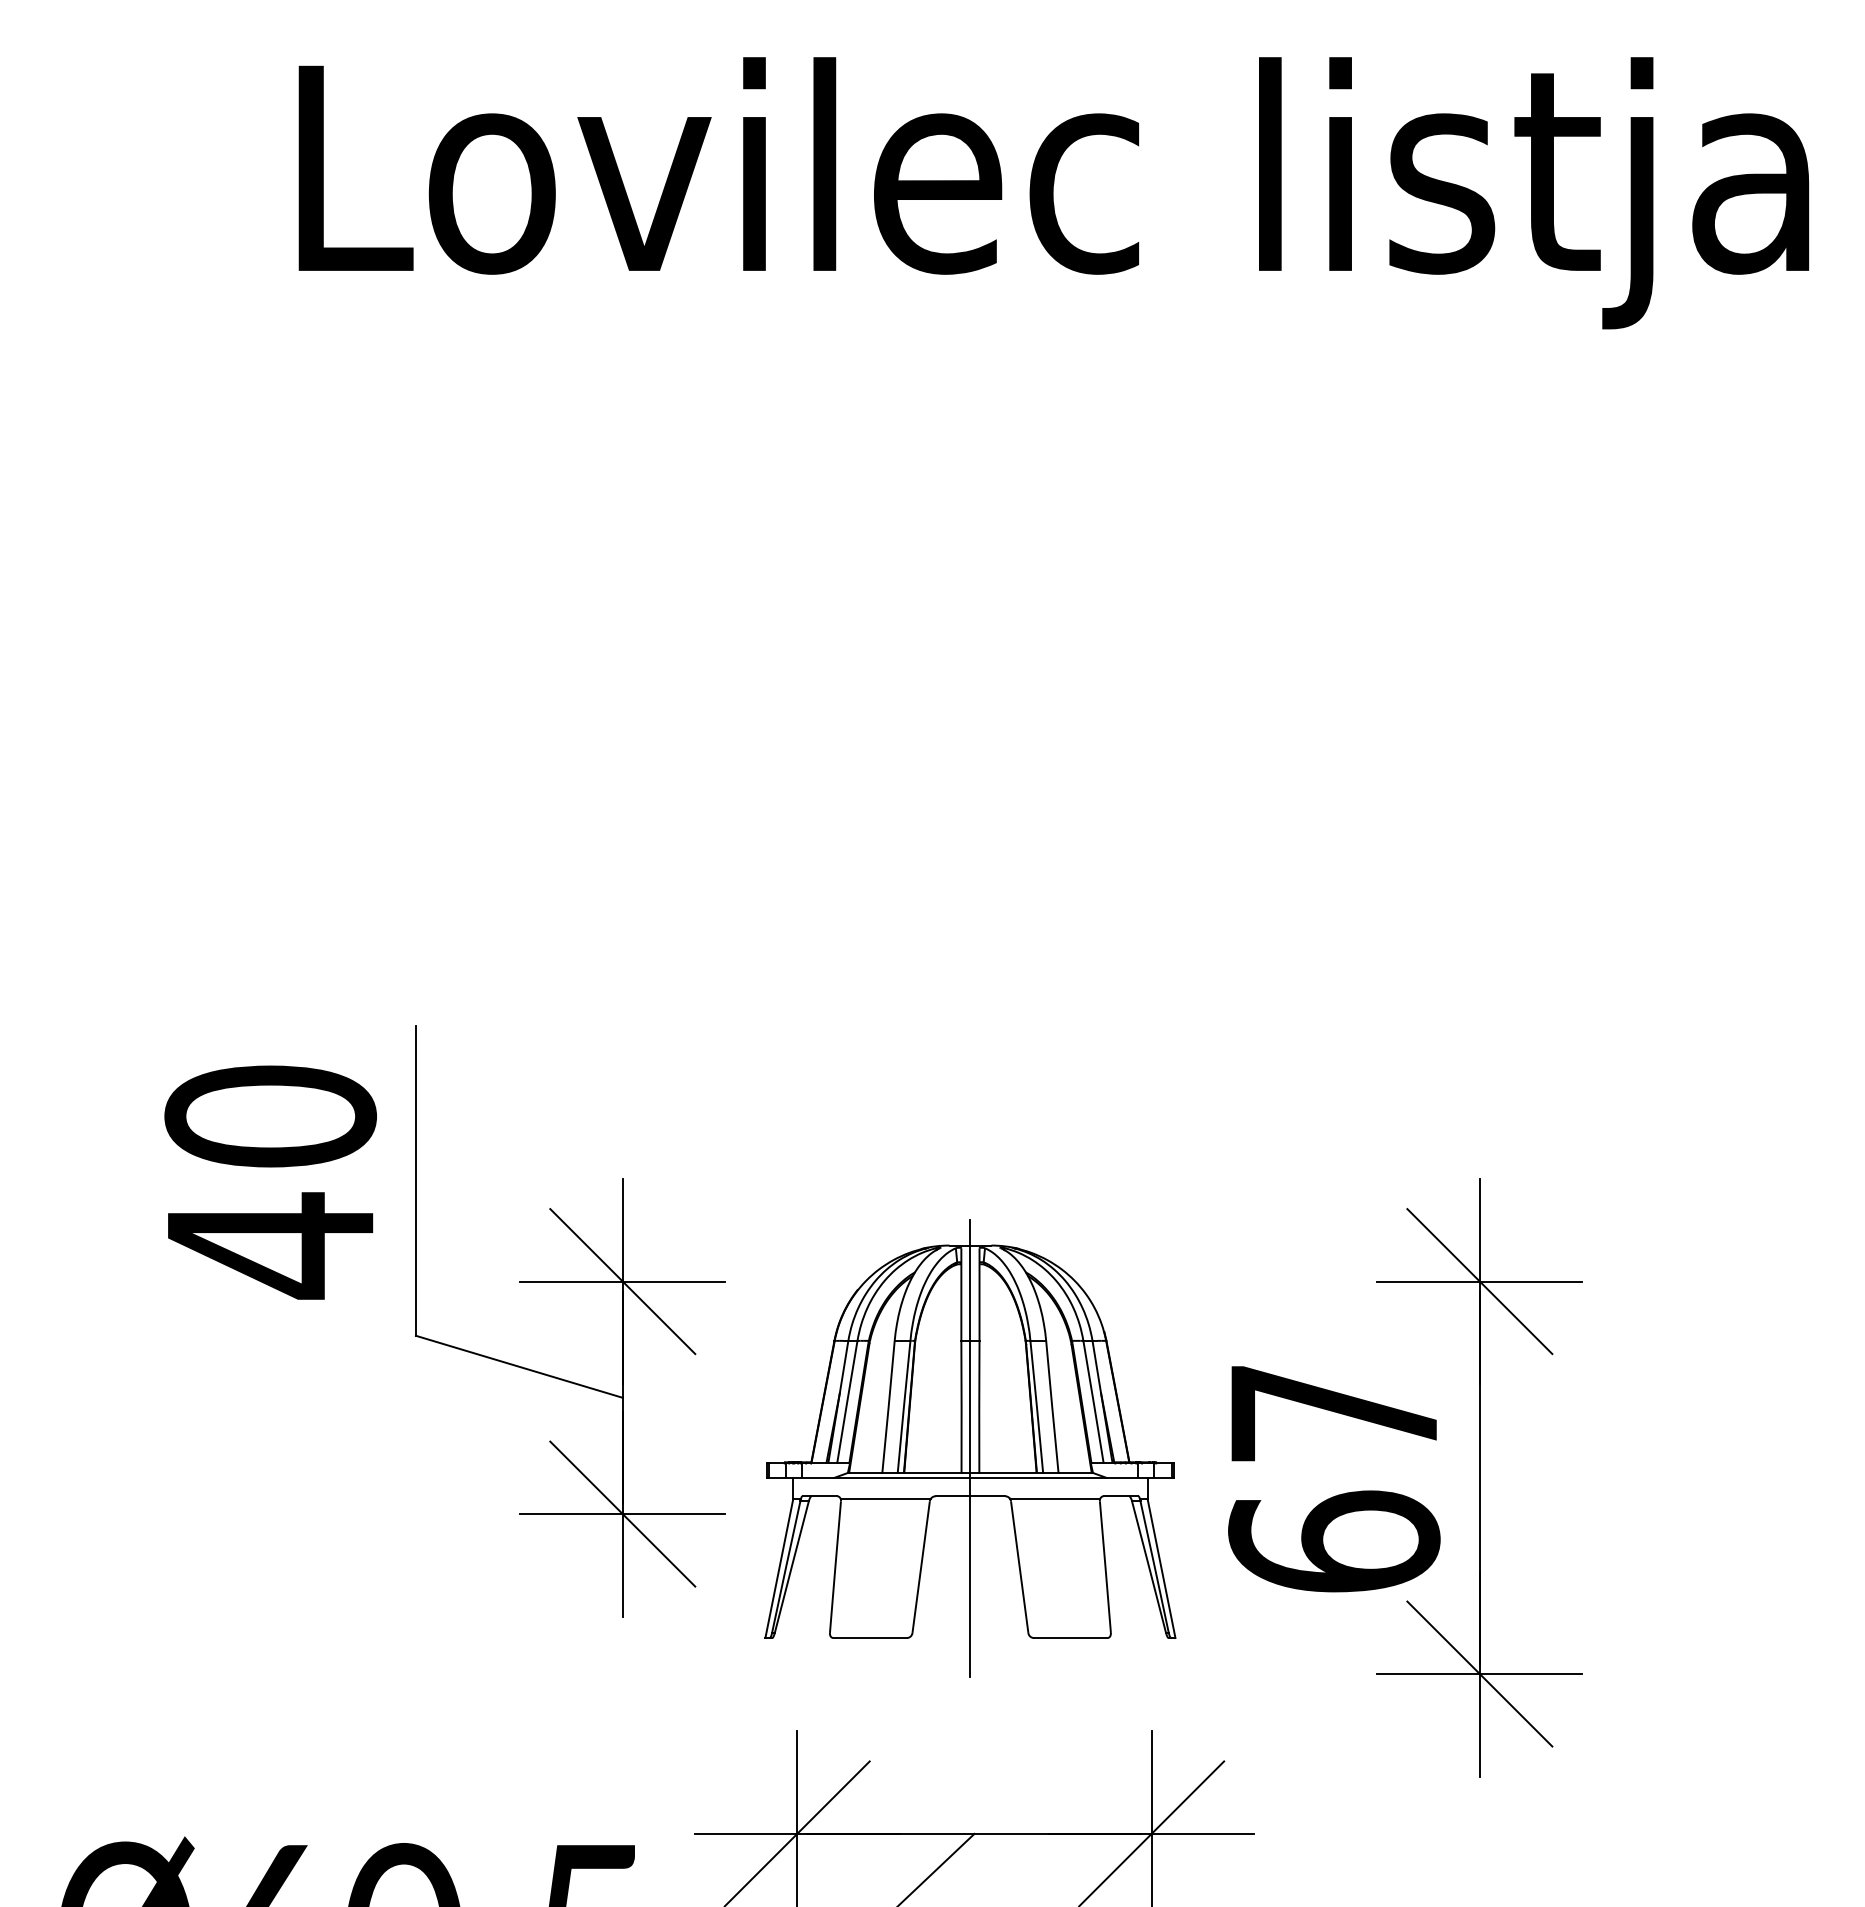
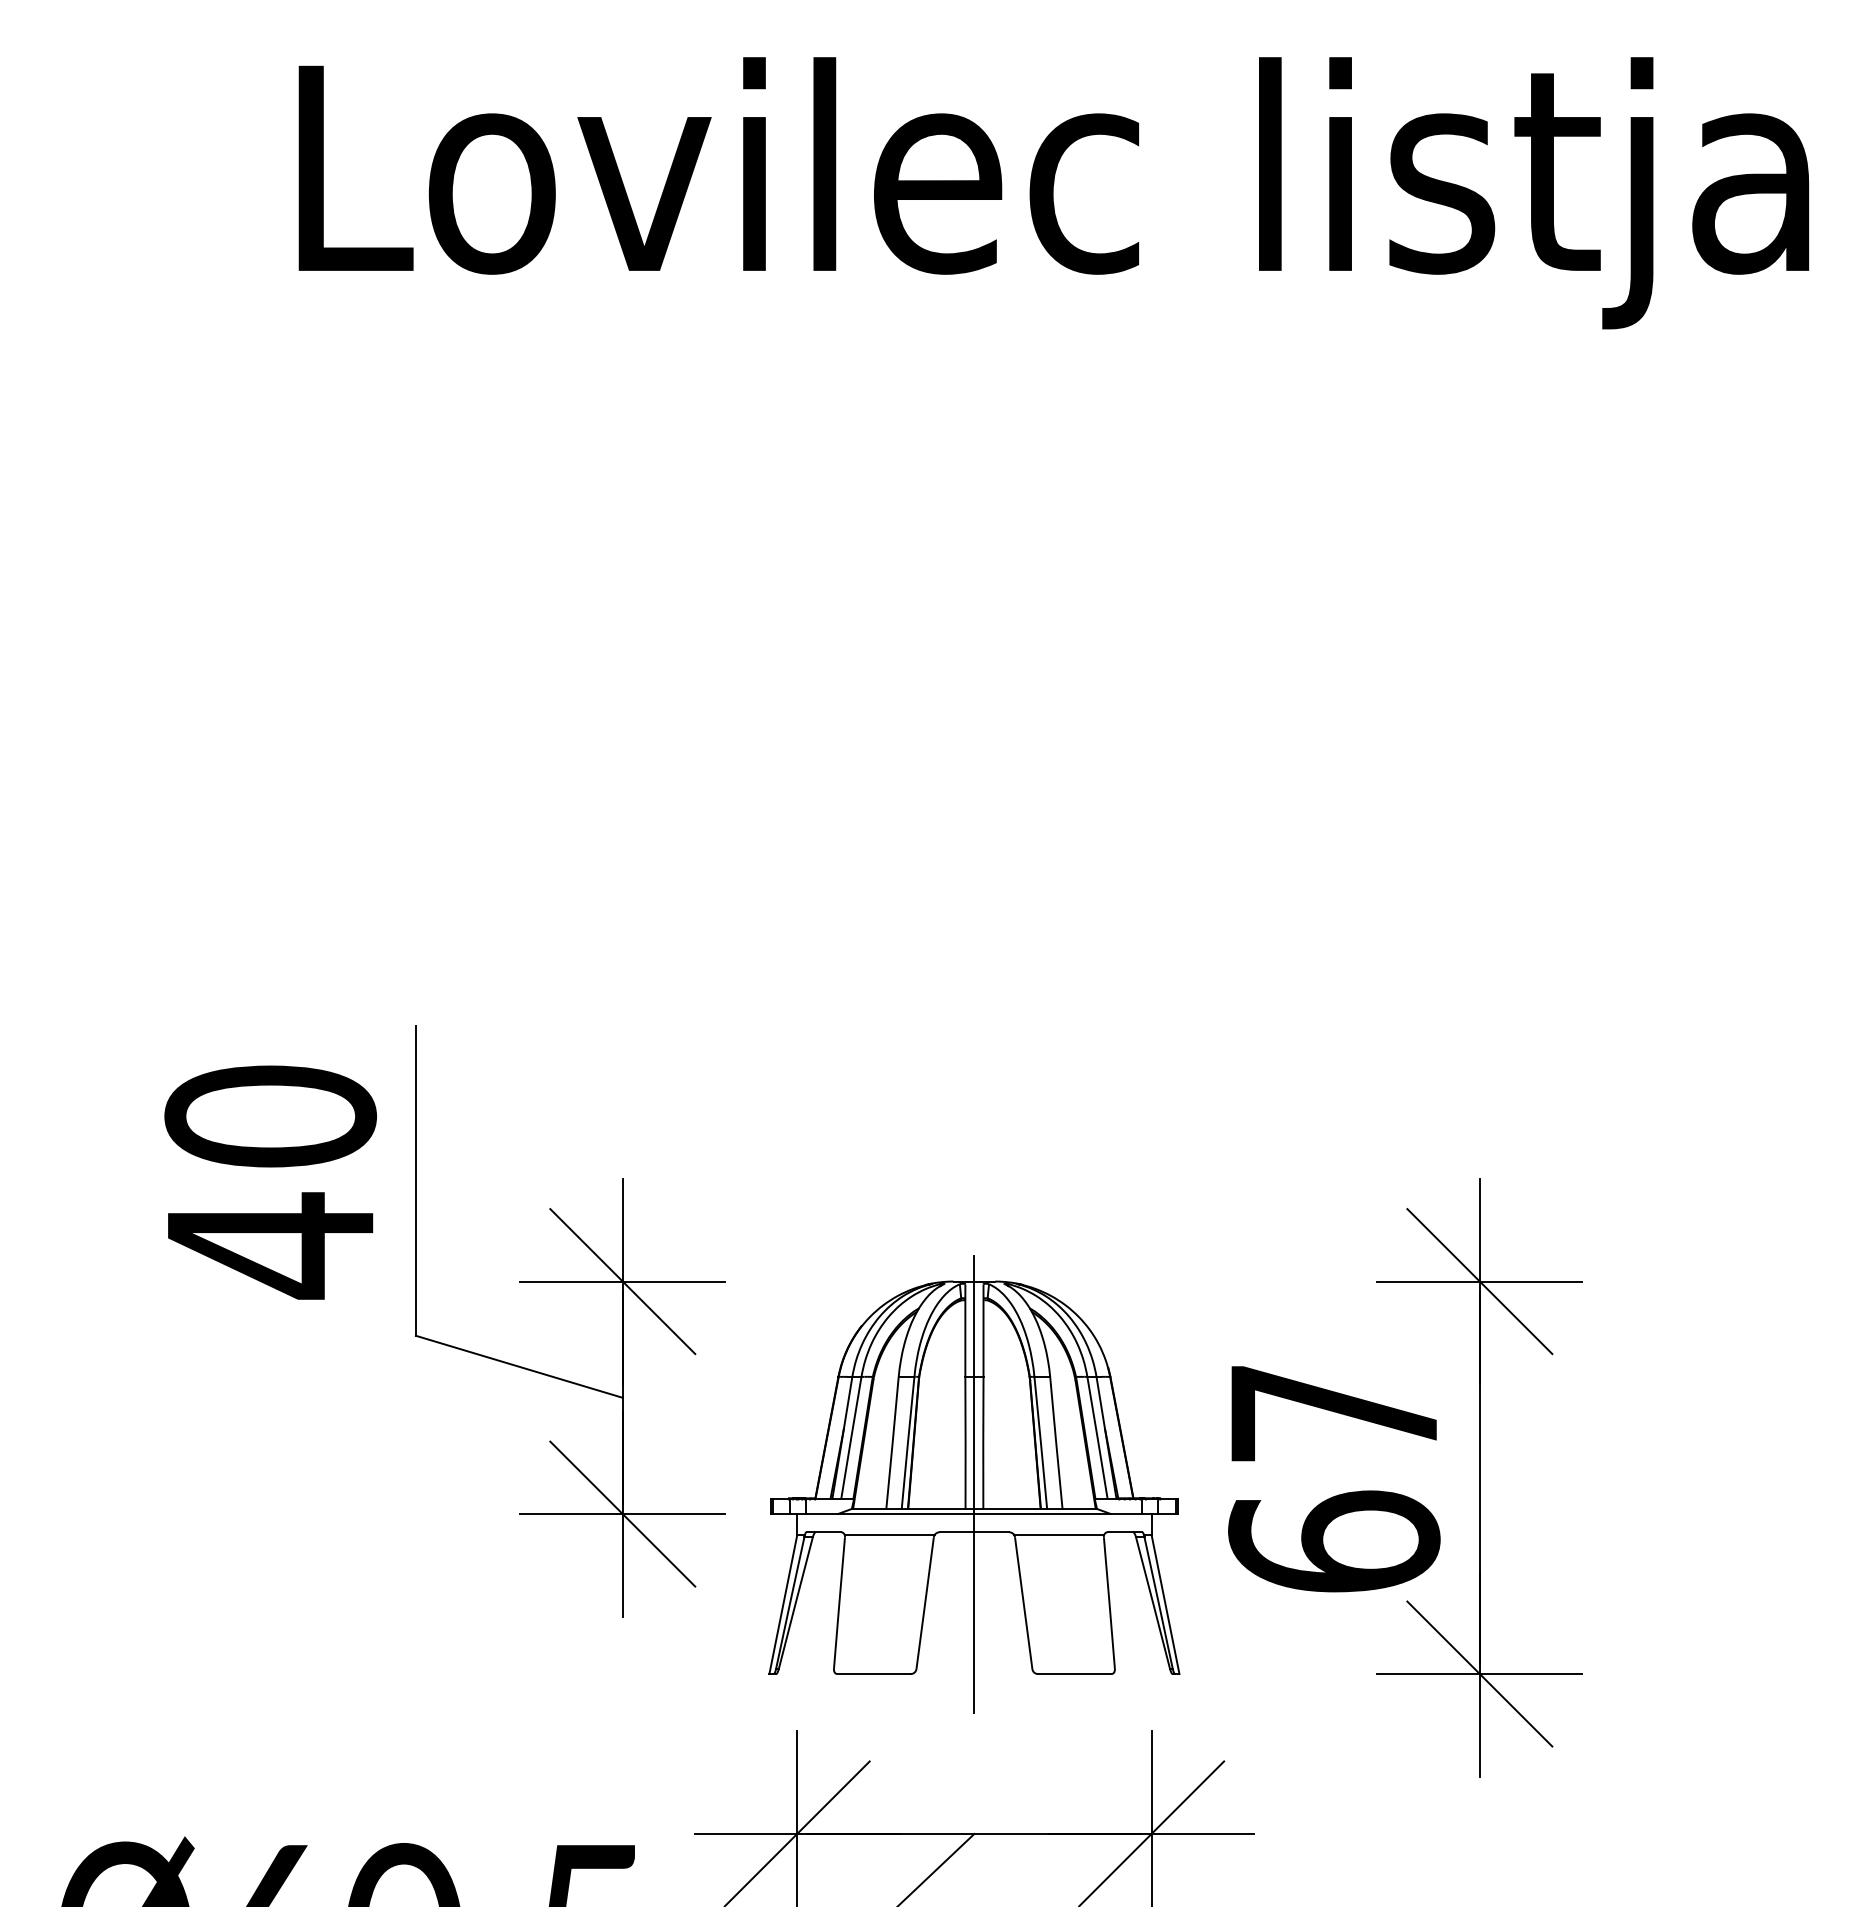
part position: (970, 1448) -> (974, 1484) (974, 1484)
